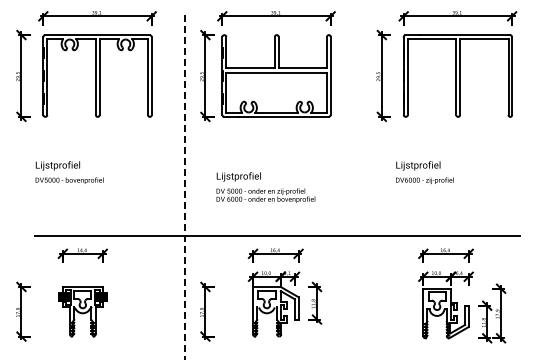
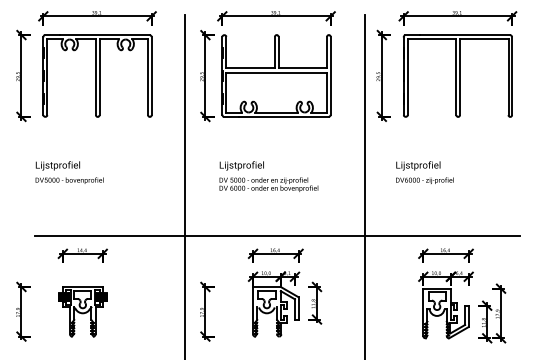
line: none -> present (364, 185)
line: dashed -> solid (184, 187)
text position: (265, 187) -> (268, 176) (268, 176)
